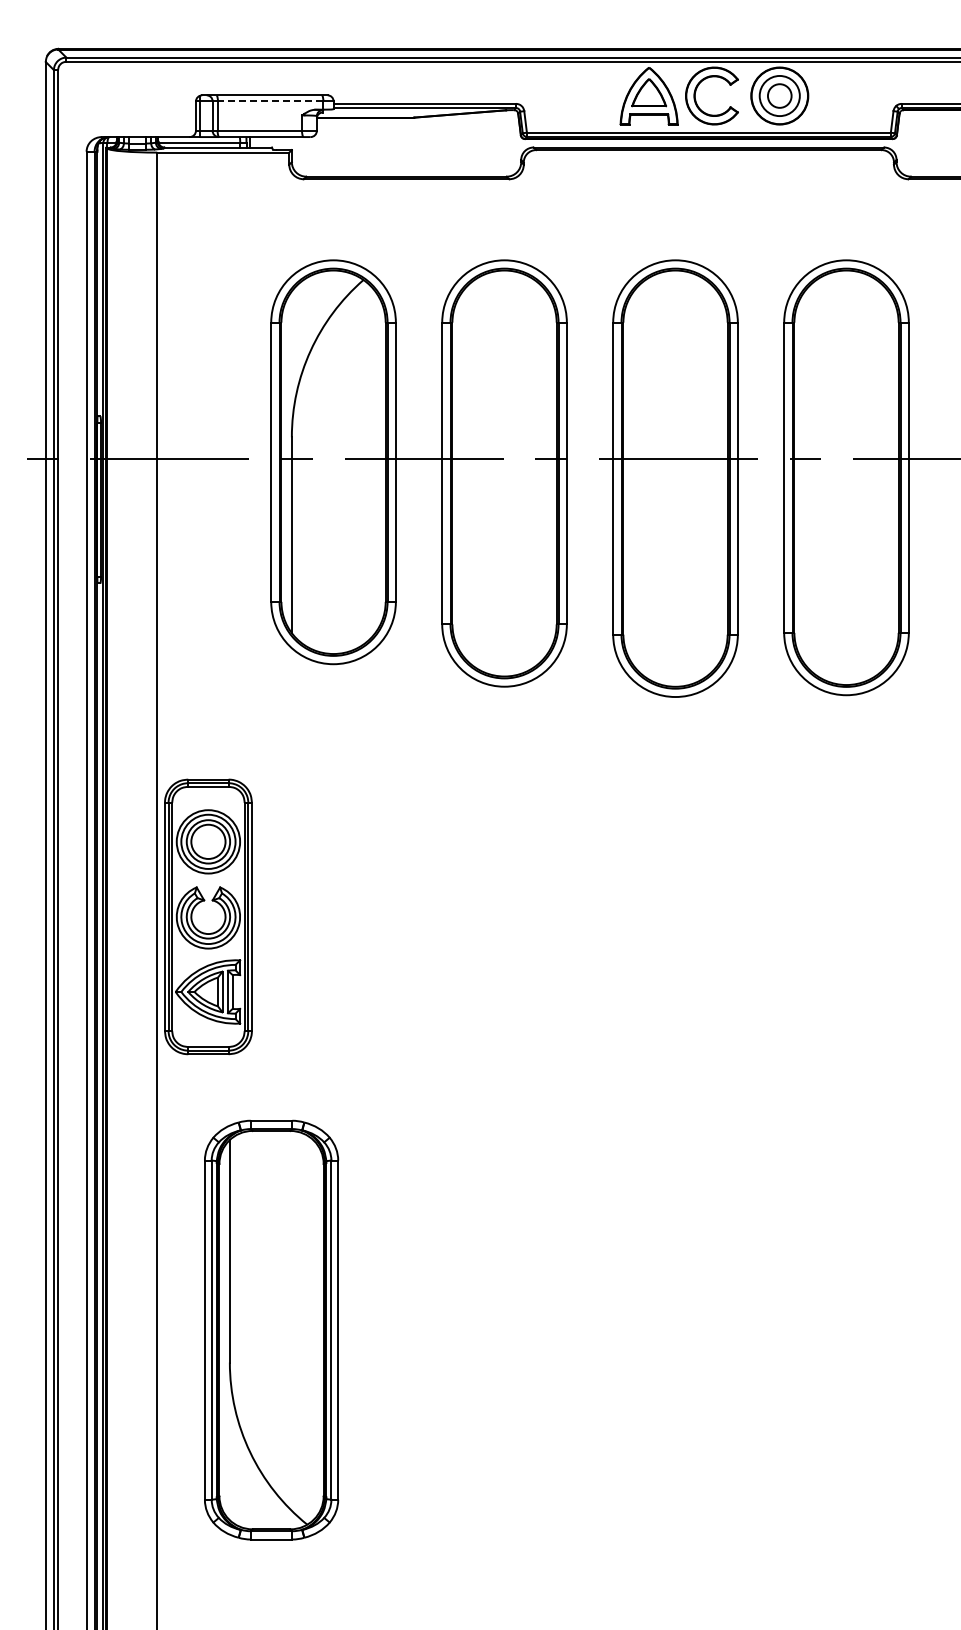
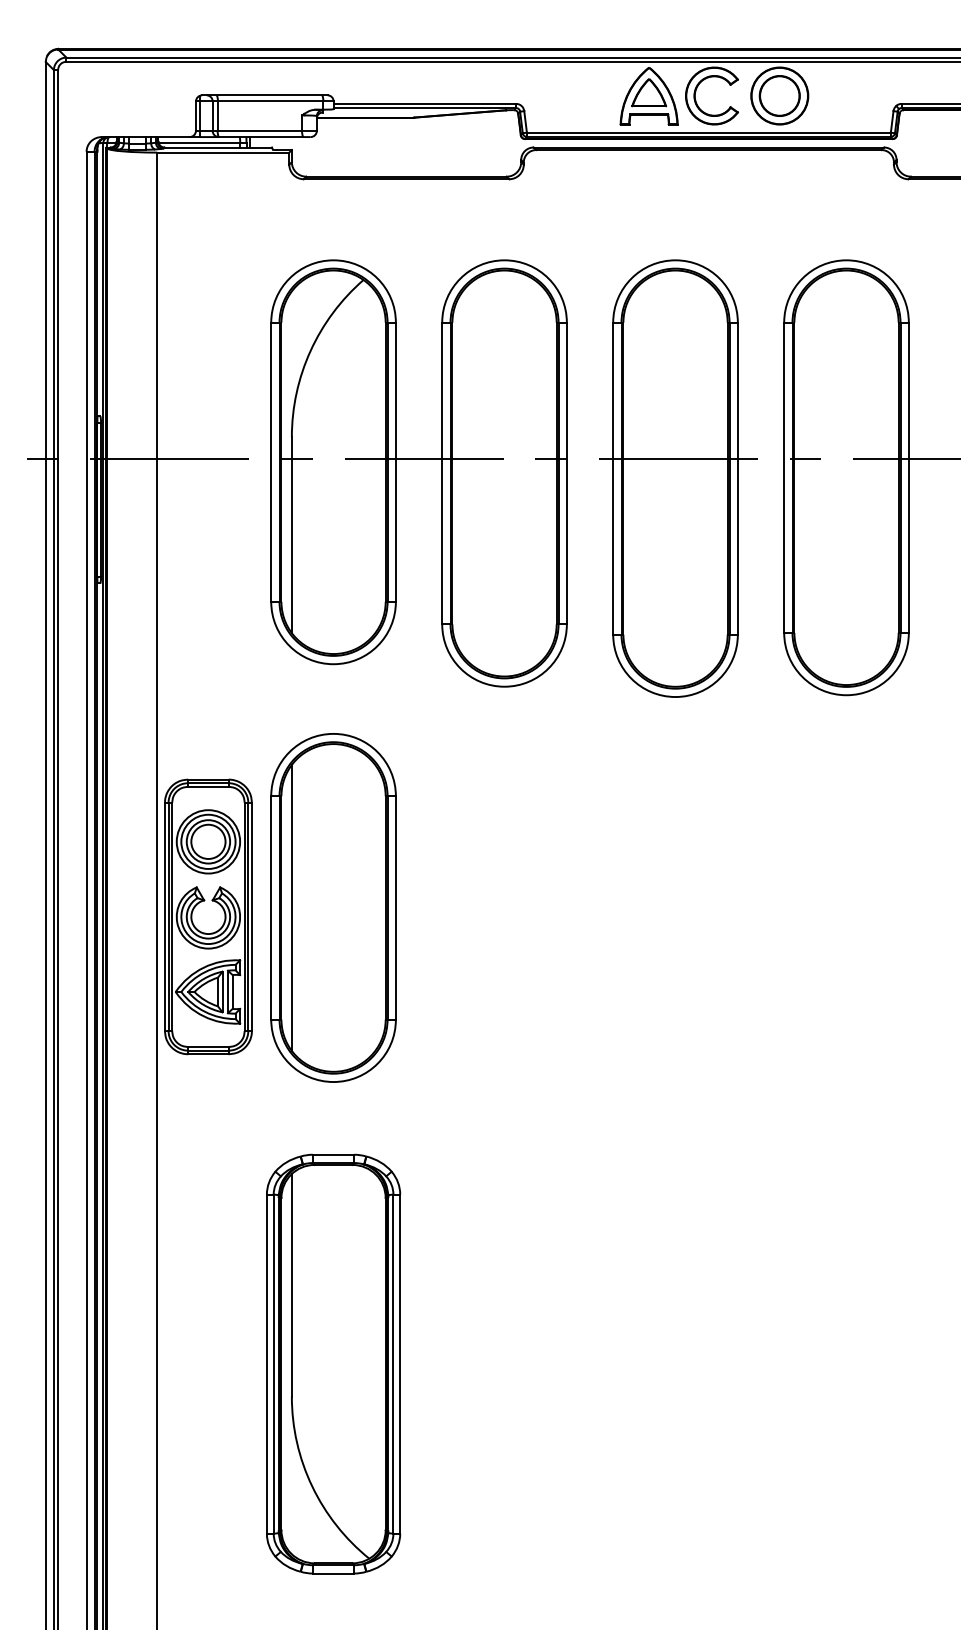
circle diameter: 24 px -> 39 px (779, 95)
line: dashed -> solid (270, 101)
part: none -> present (333, 907)
part position: (271, 1329) -> (333, 1363) (333, 1363)
